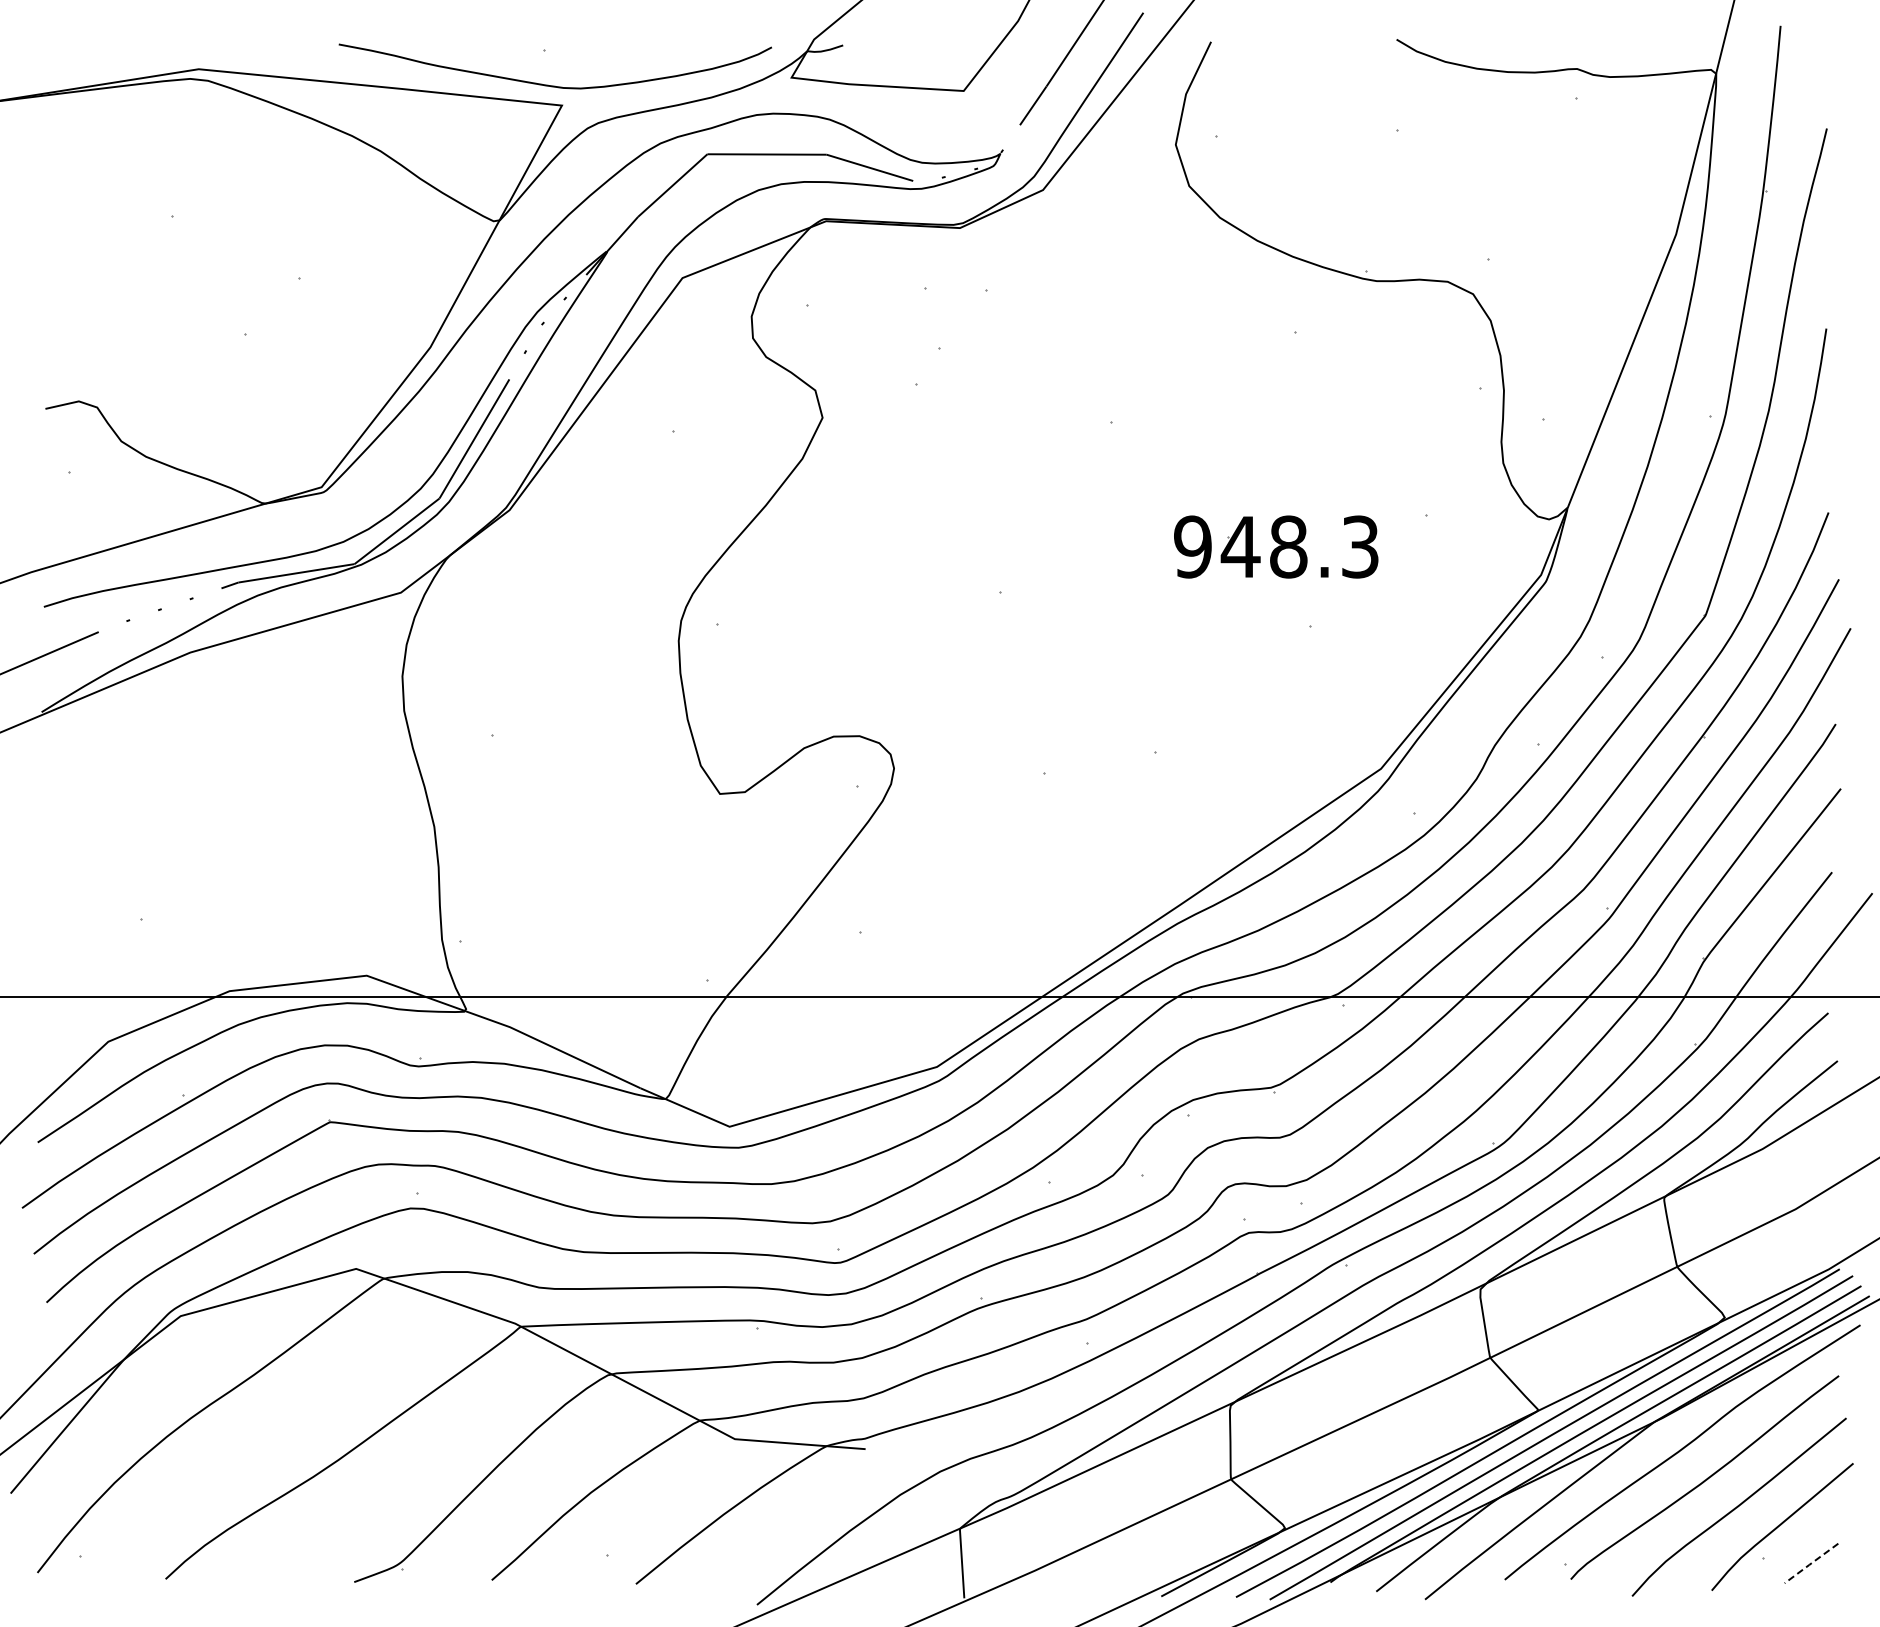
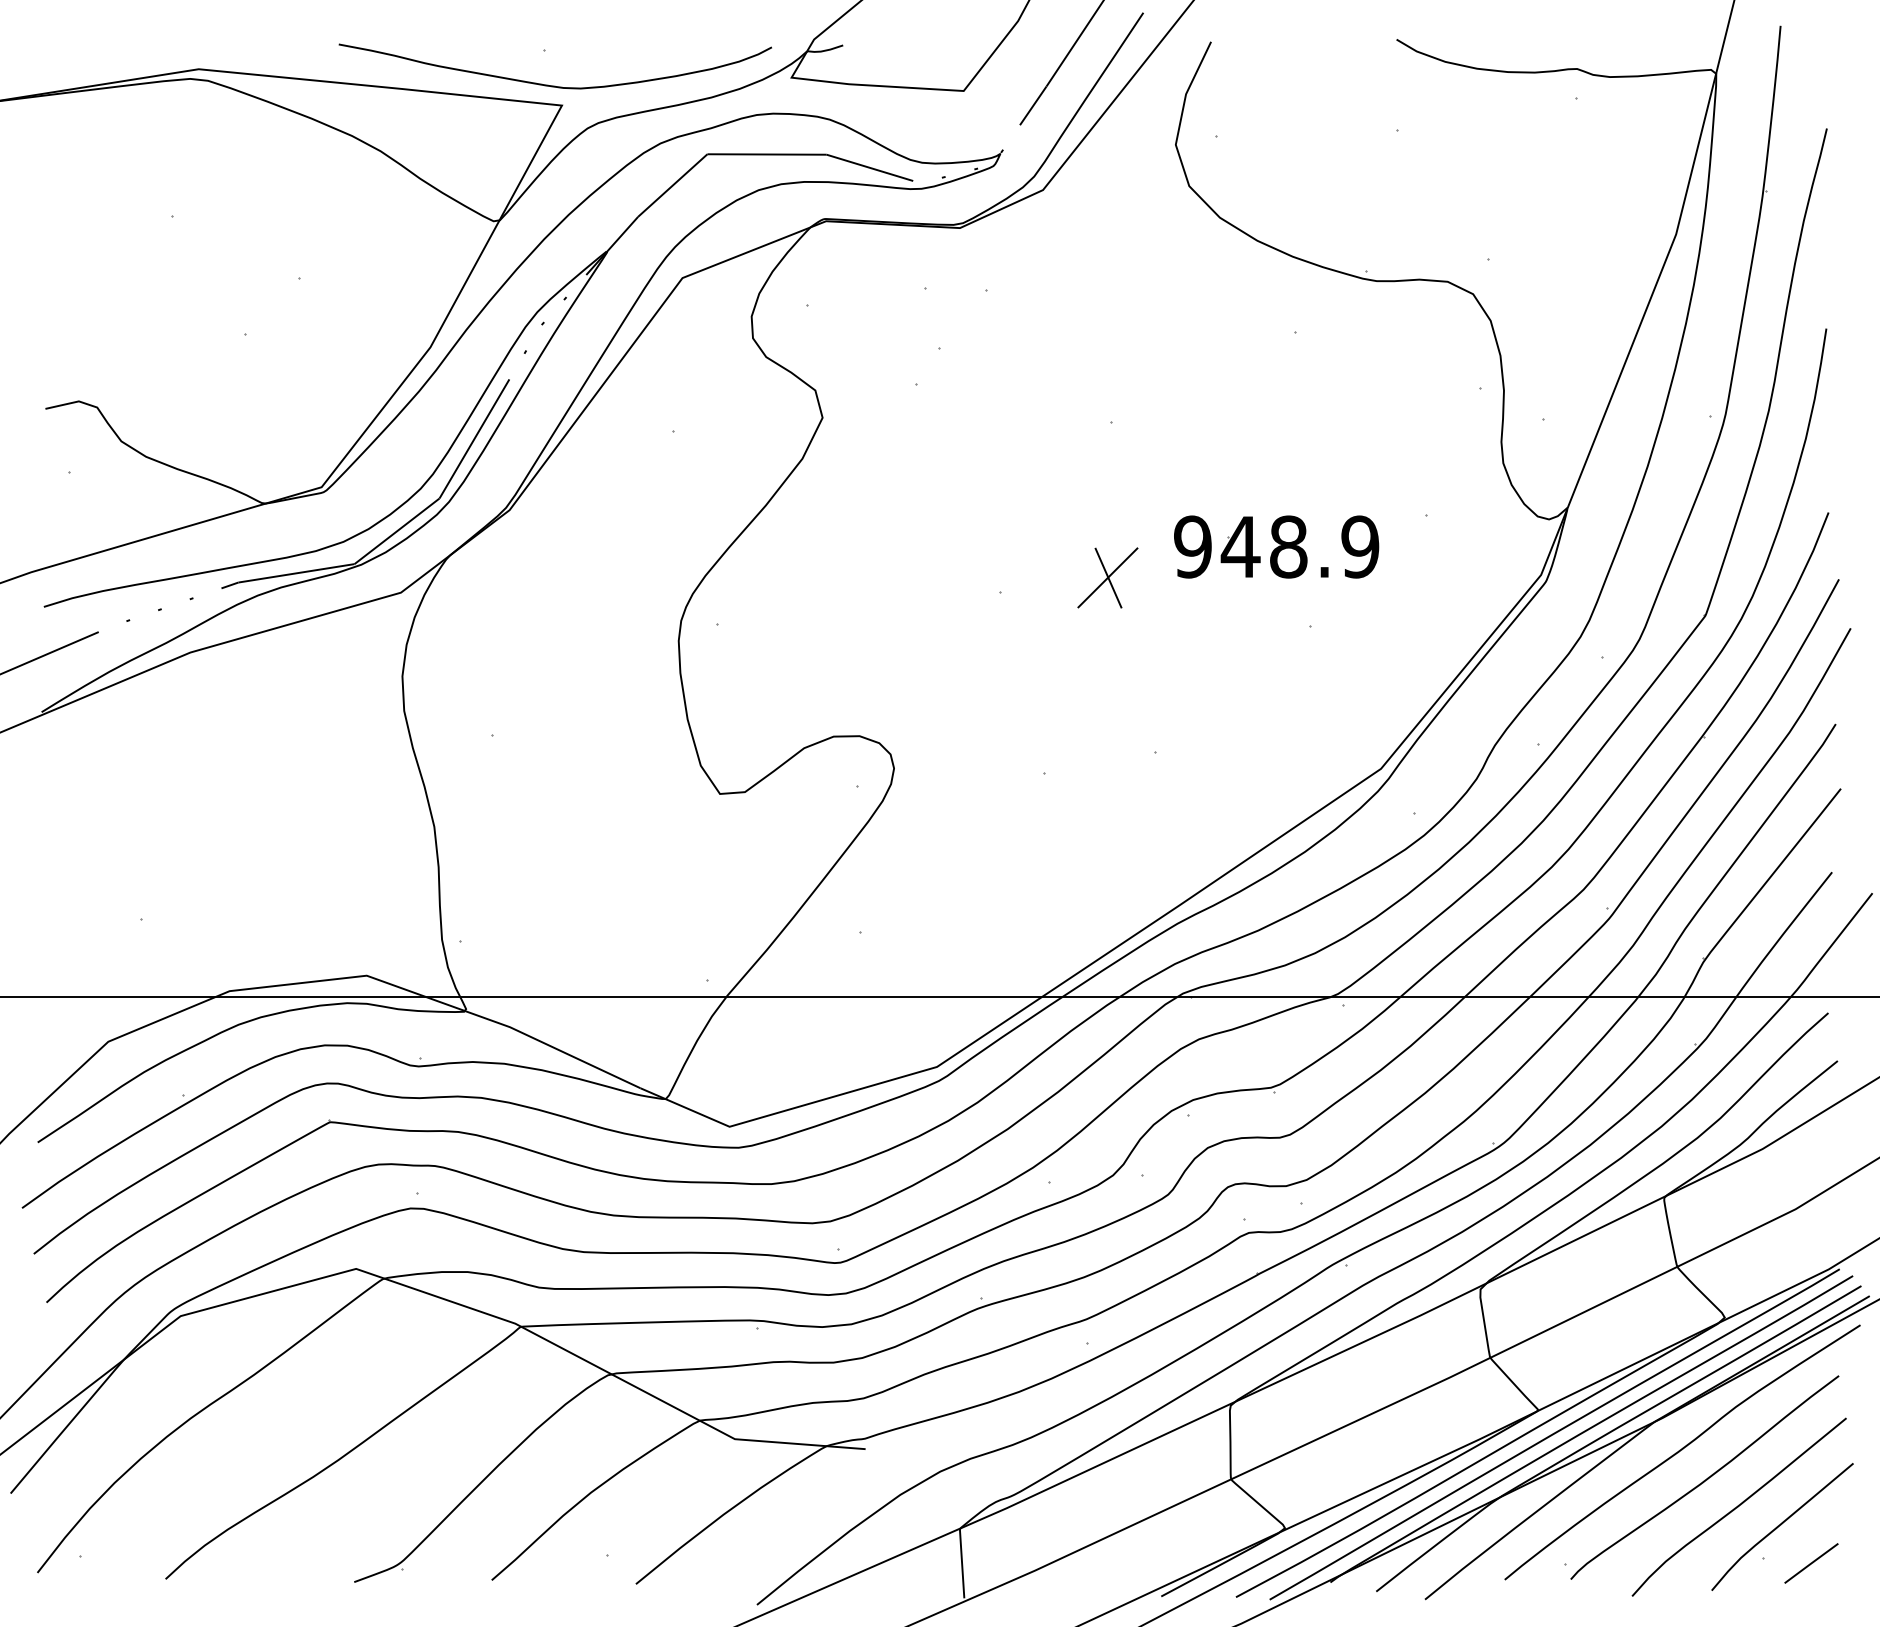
text: 948.3 -> 948.9 (1360, 546)
part: none -> present (1107, 577)
line: dashed -> solid (1810, 1563)
